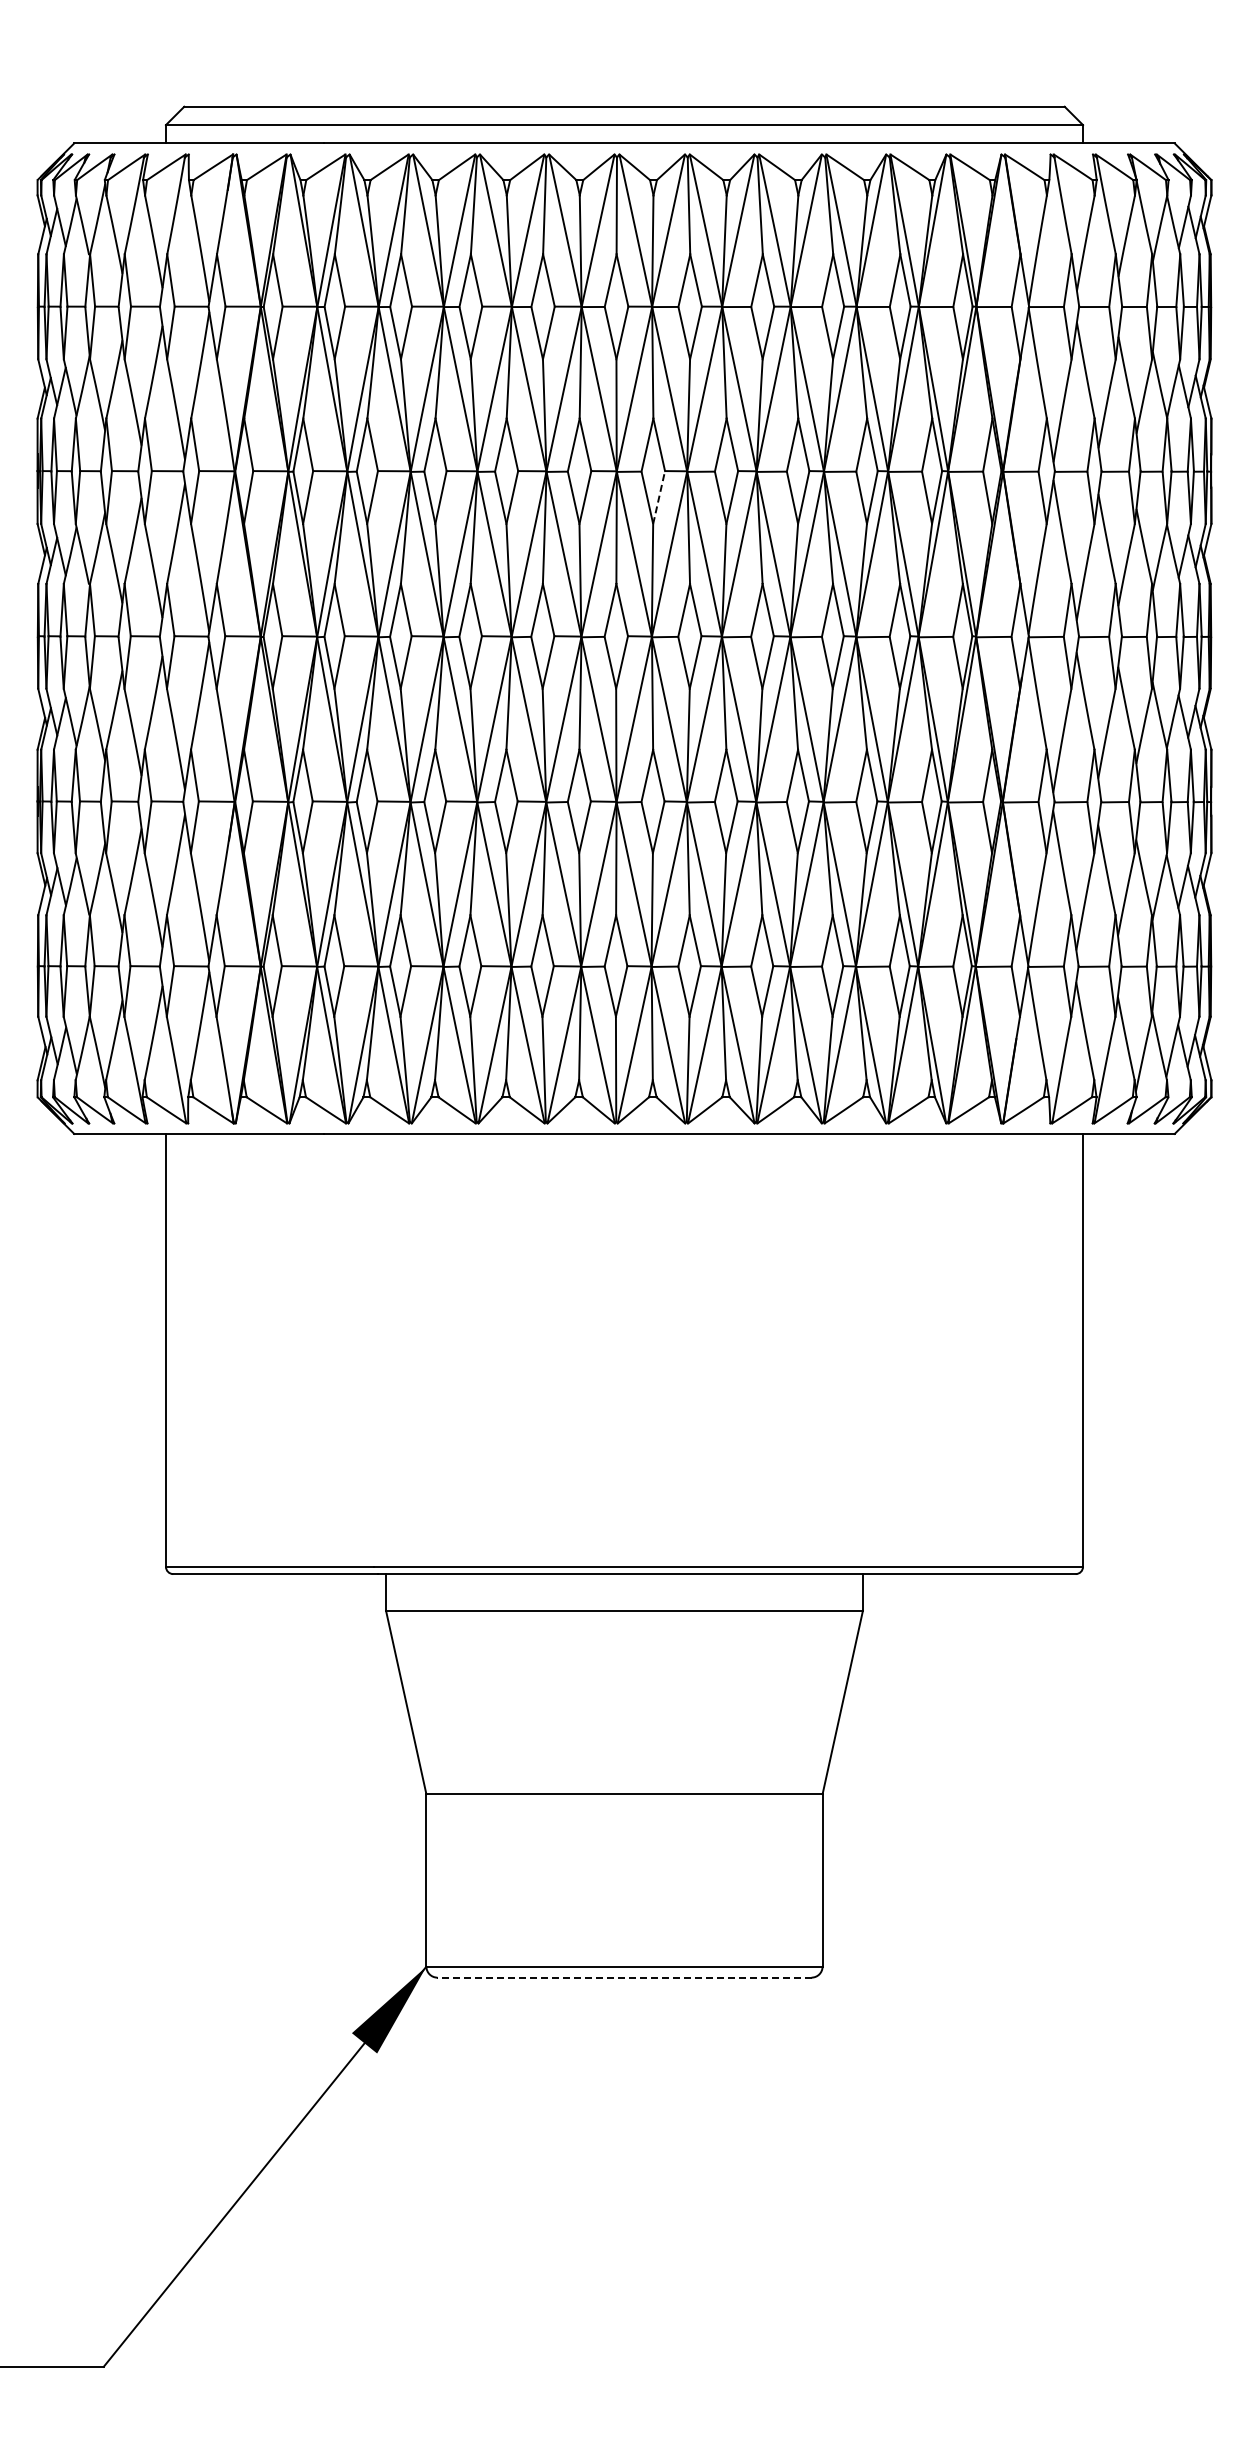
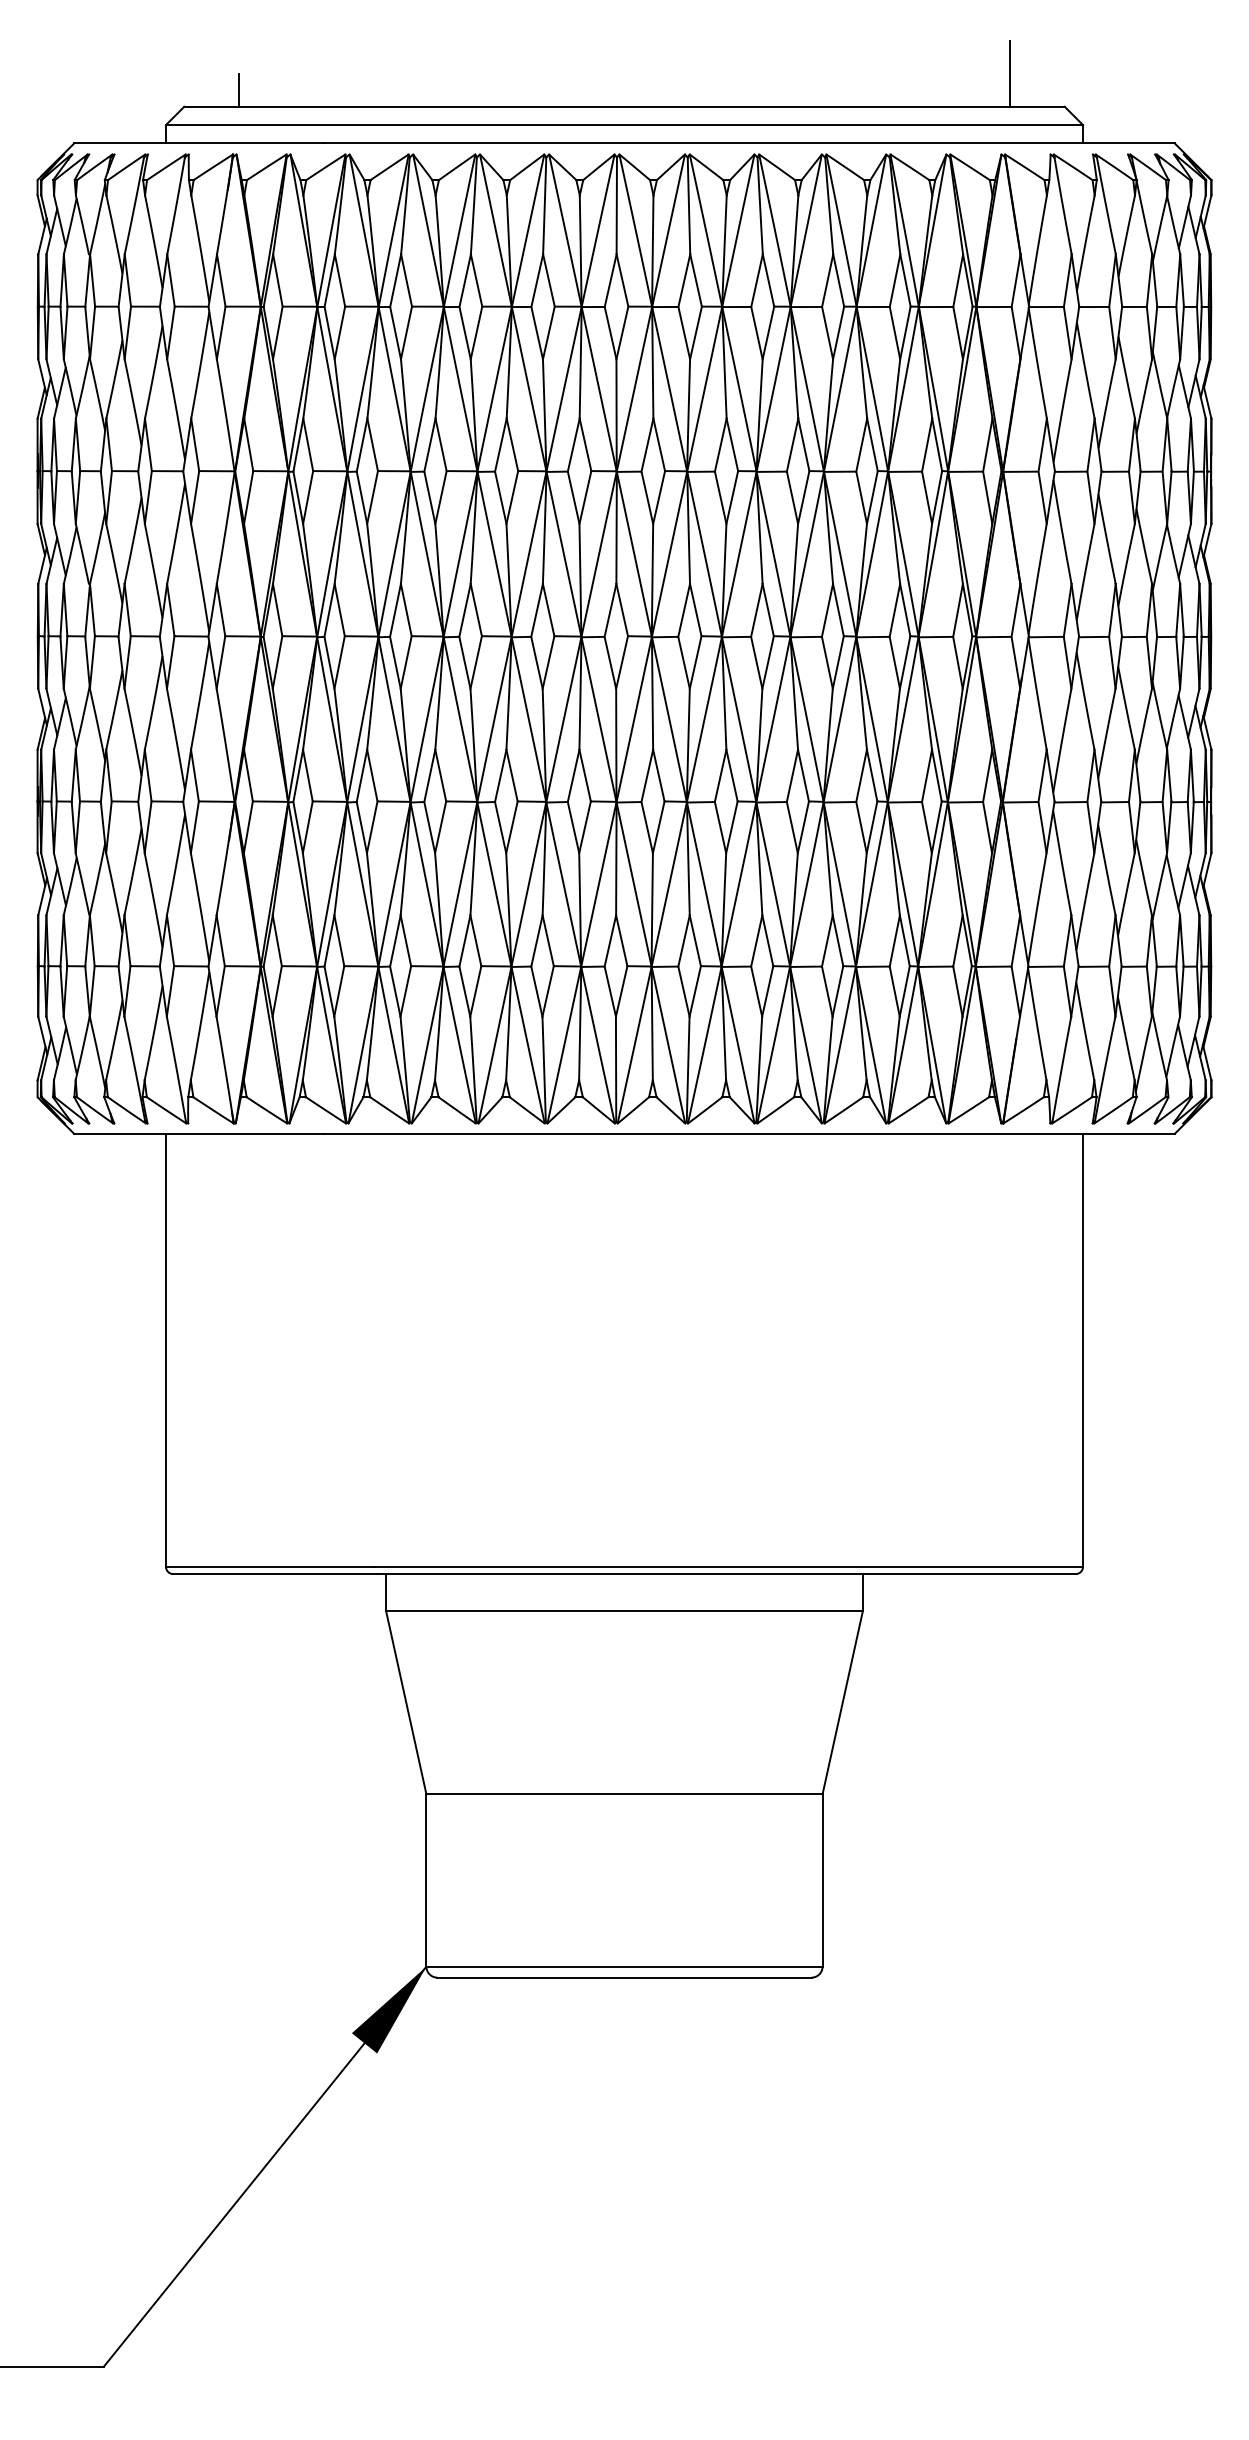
line: none -> present (1009, 73)
line: none -> present (239, 89)
line: dashed -> solid (659, 497)
line: dashed -> solid (624, 1977)
